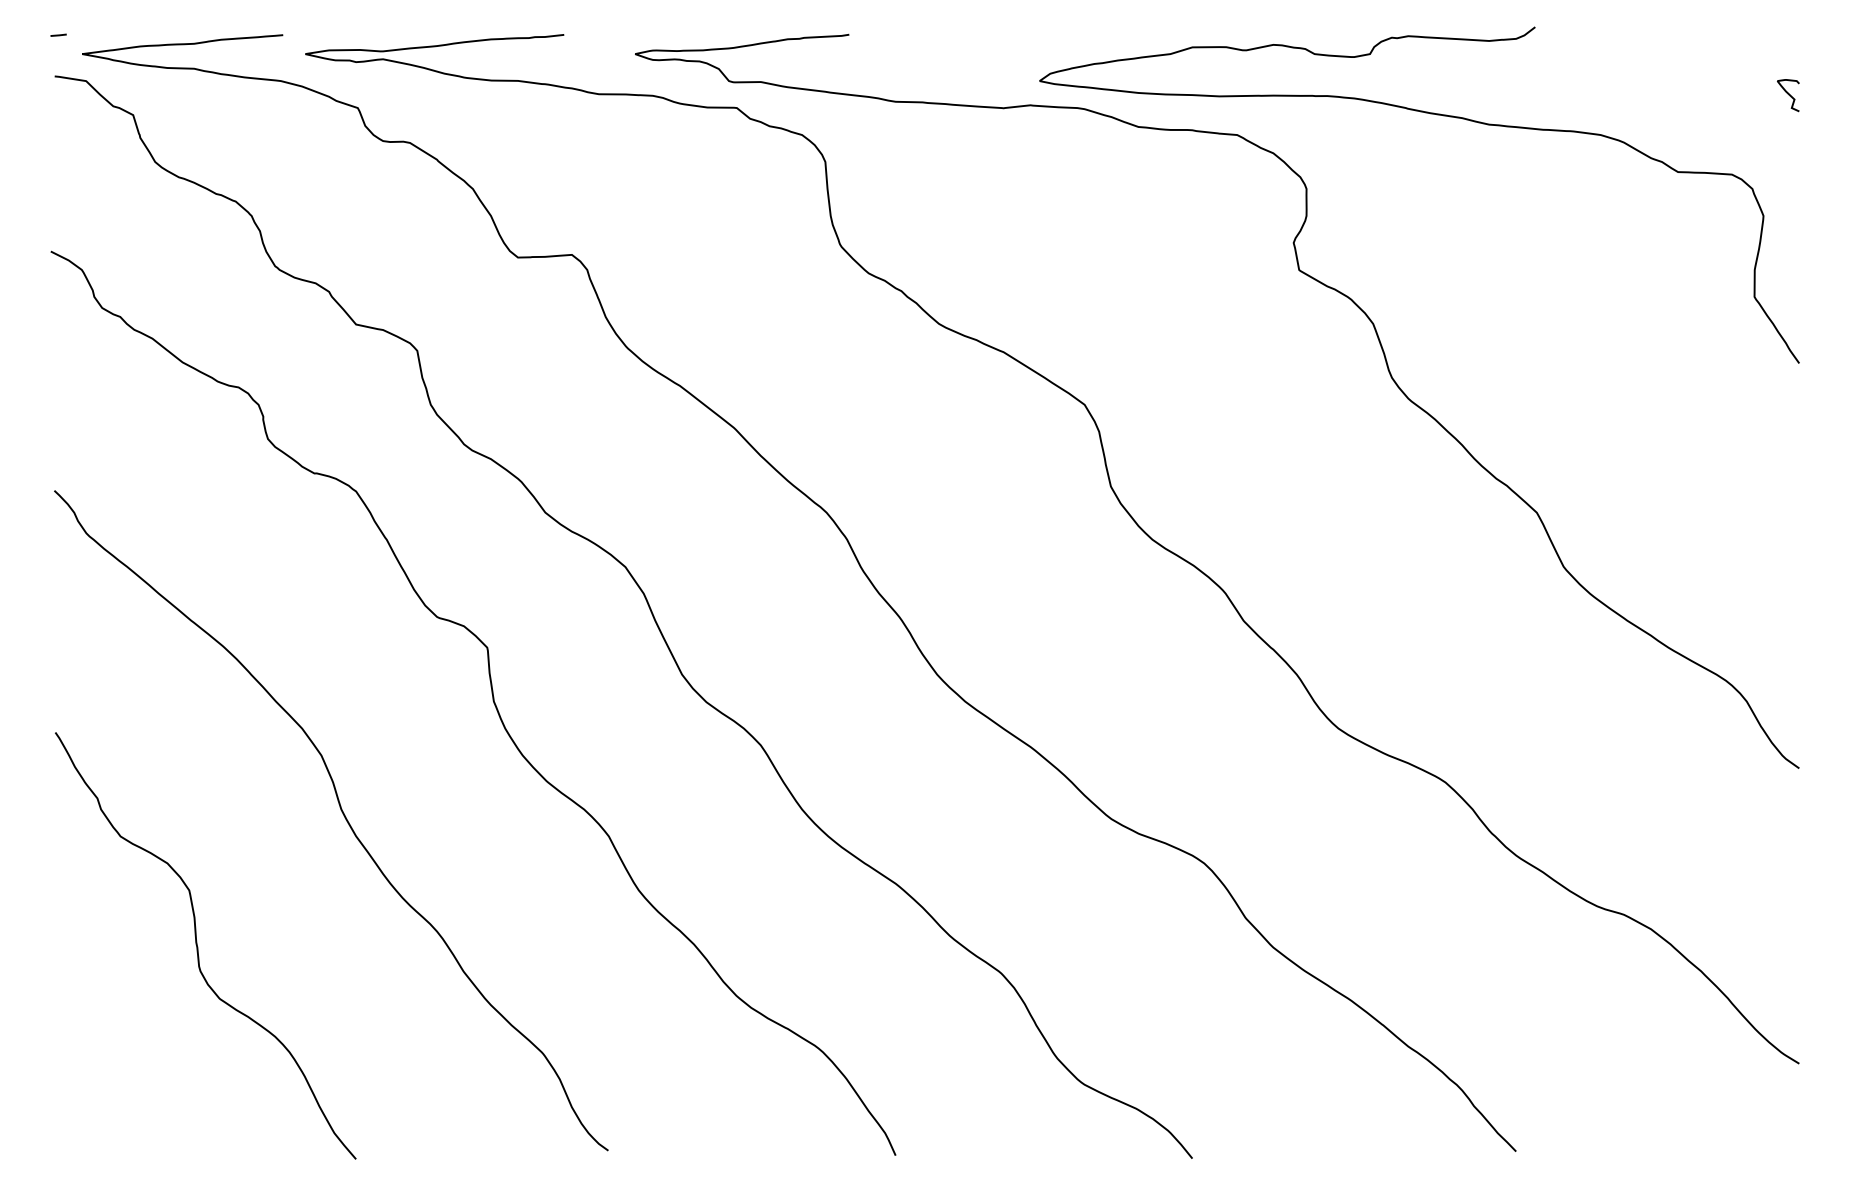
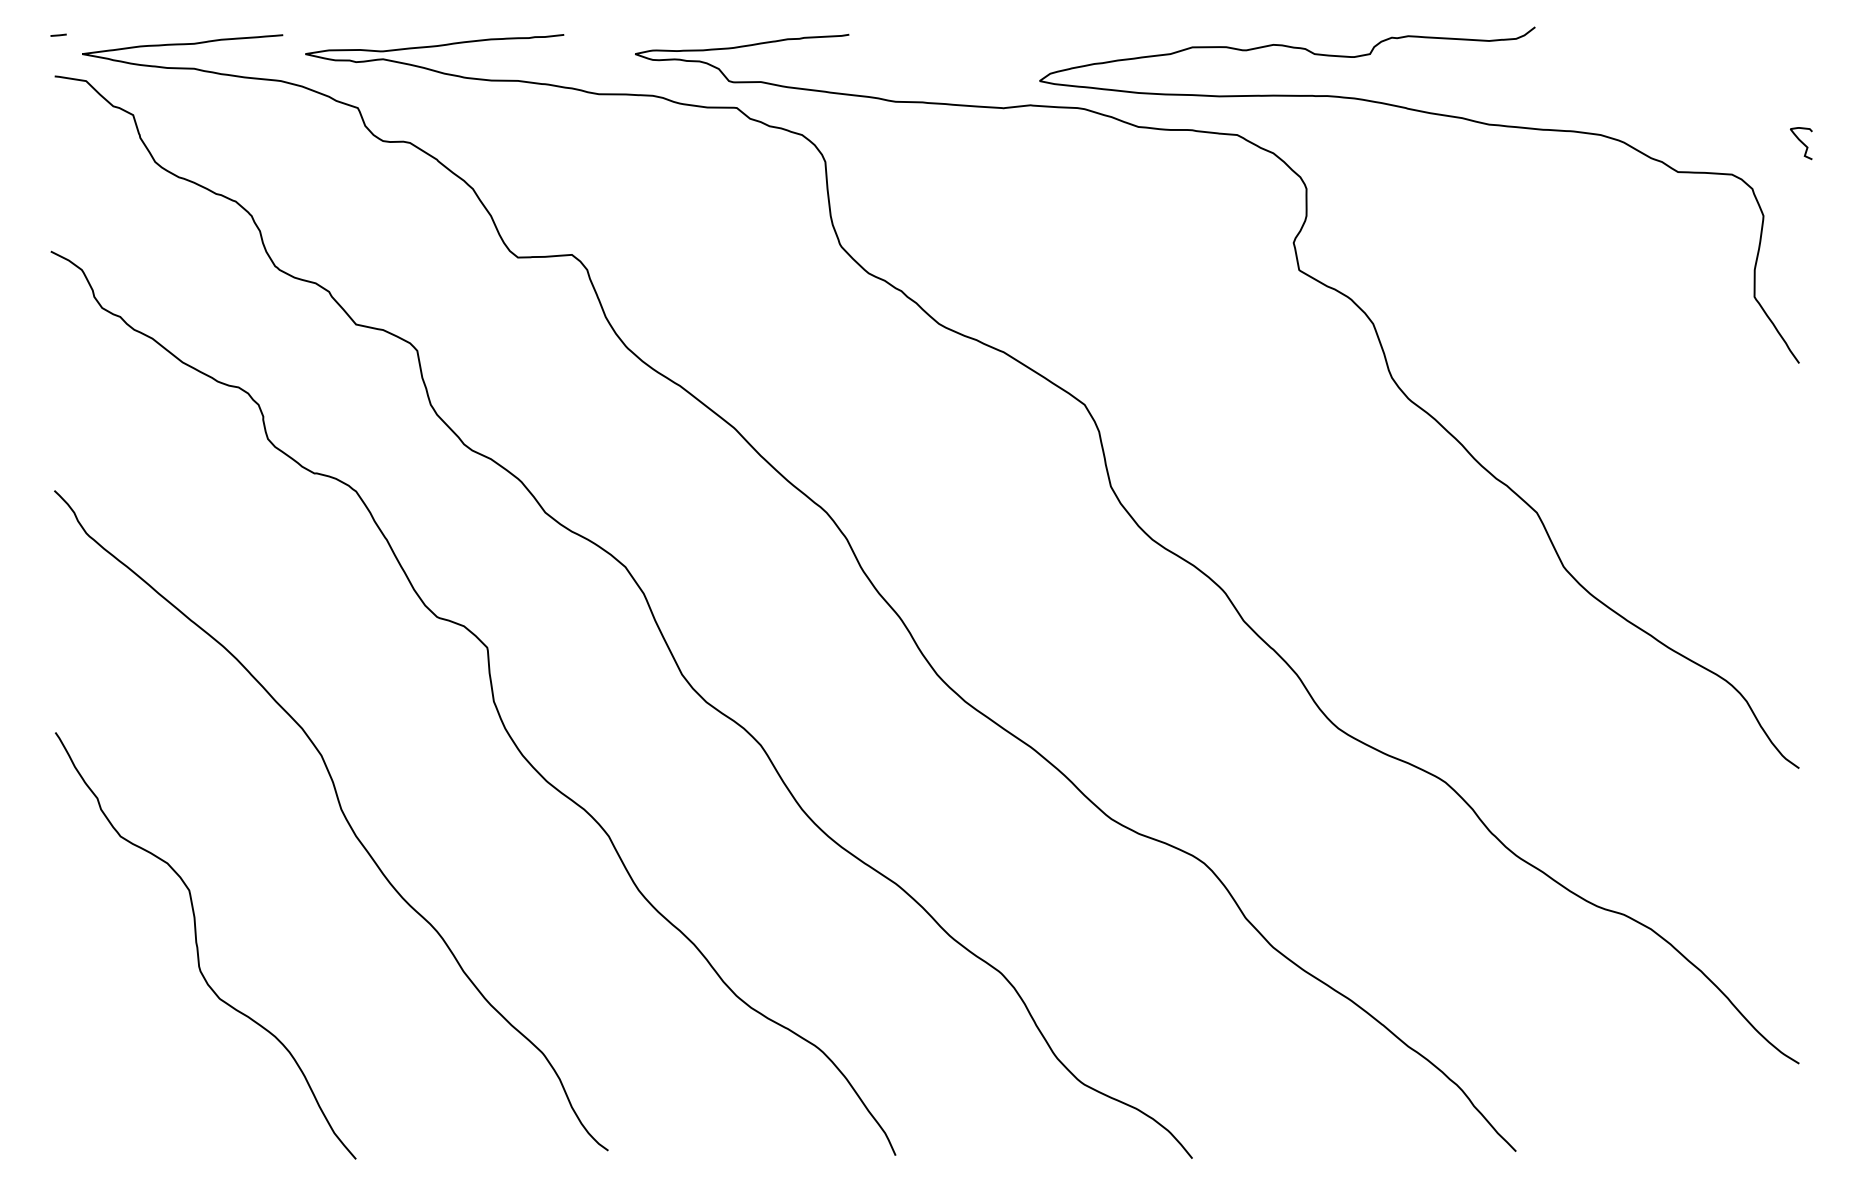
curve position: (1788, 95) -> (1801, 143) (1801, 143)
